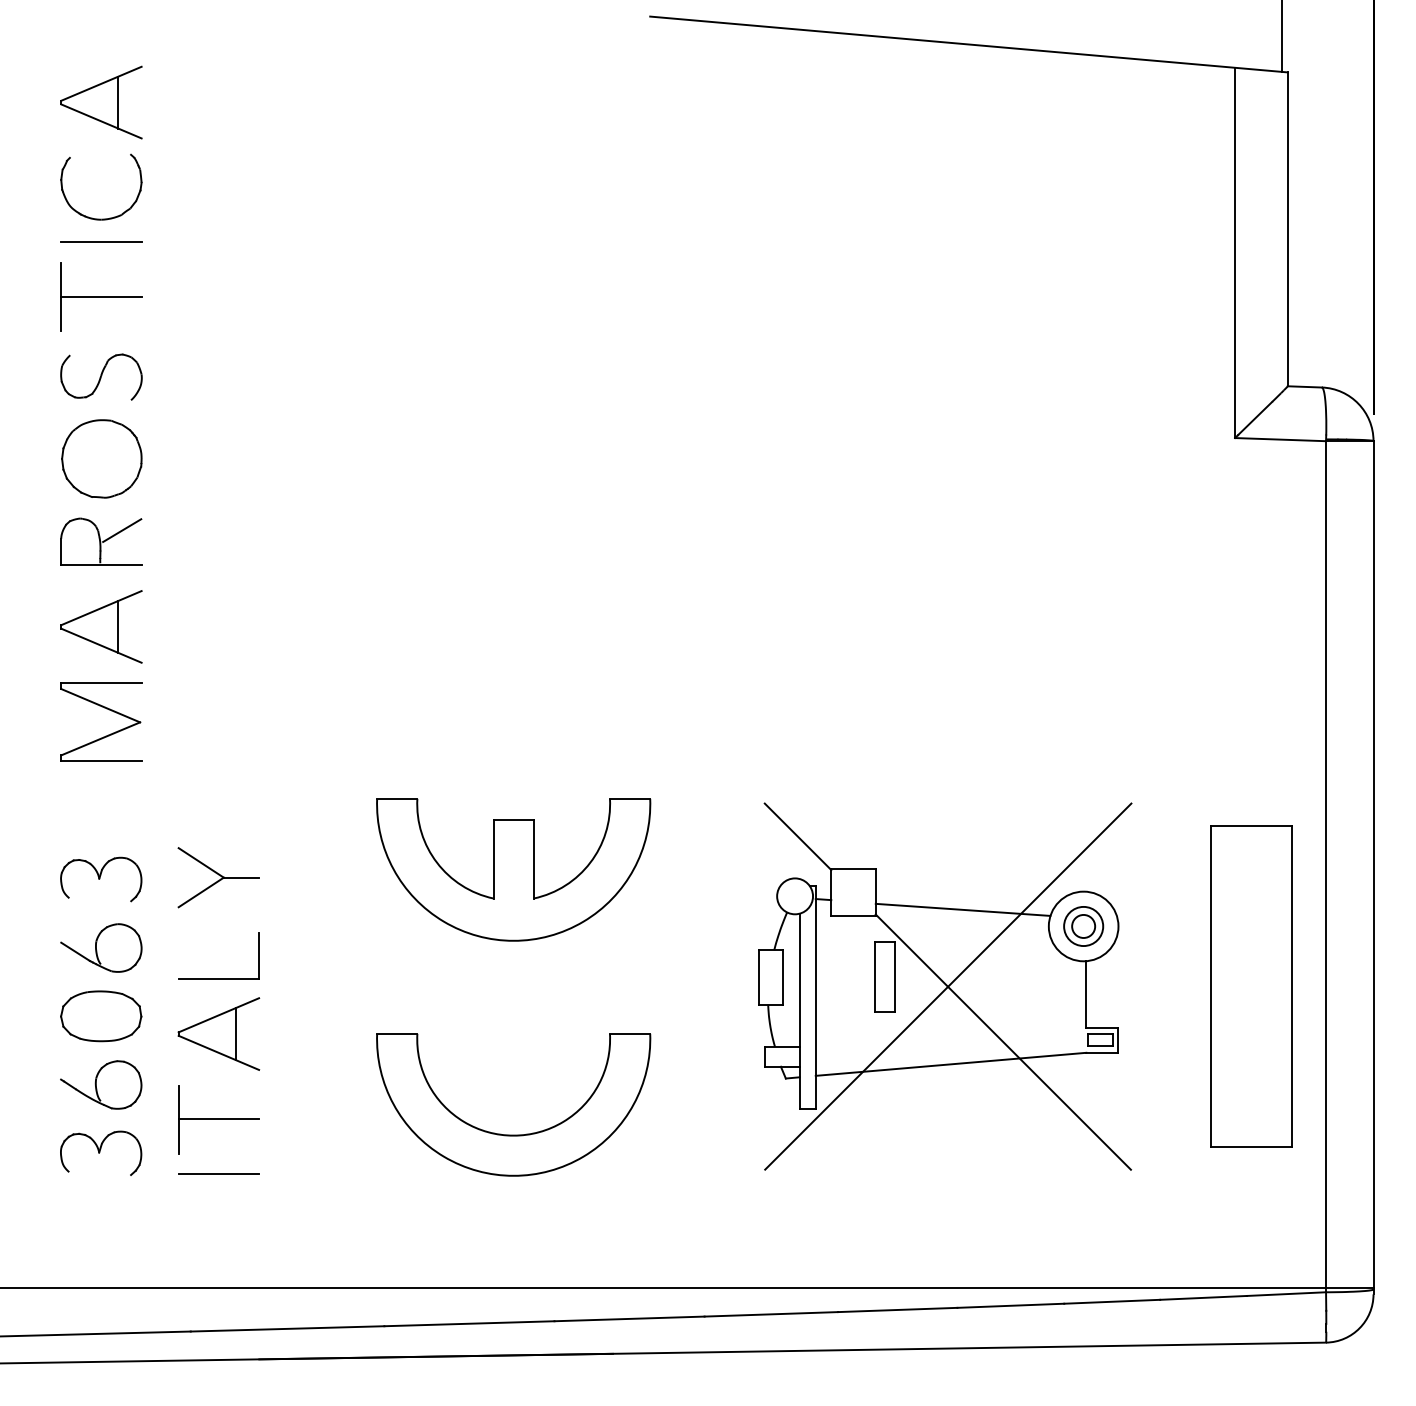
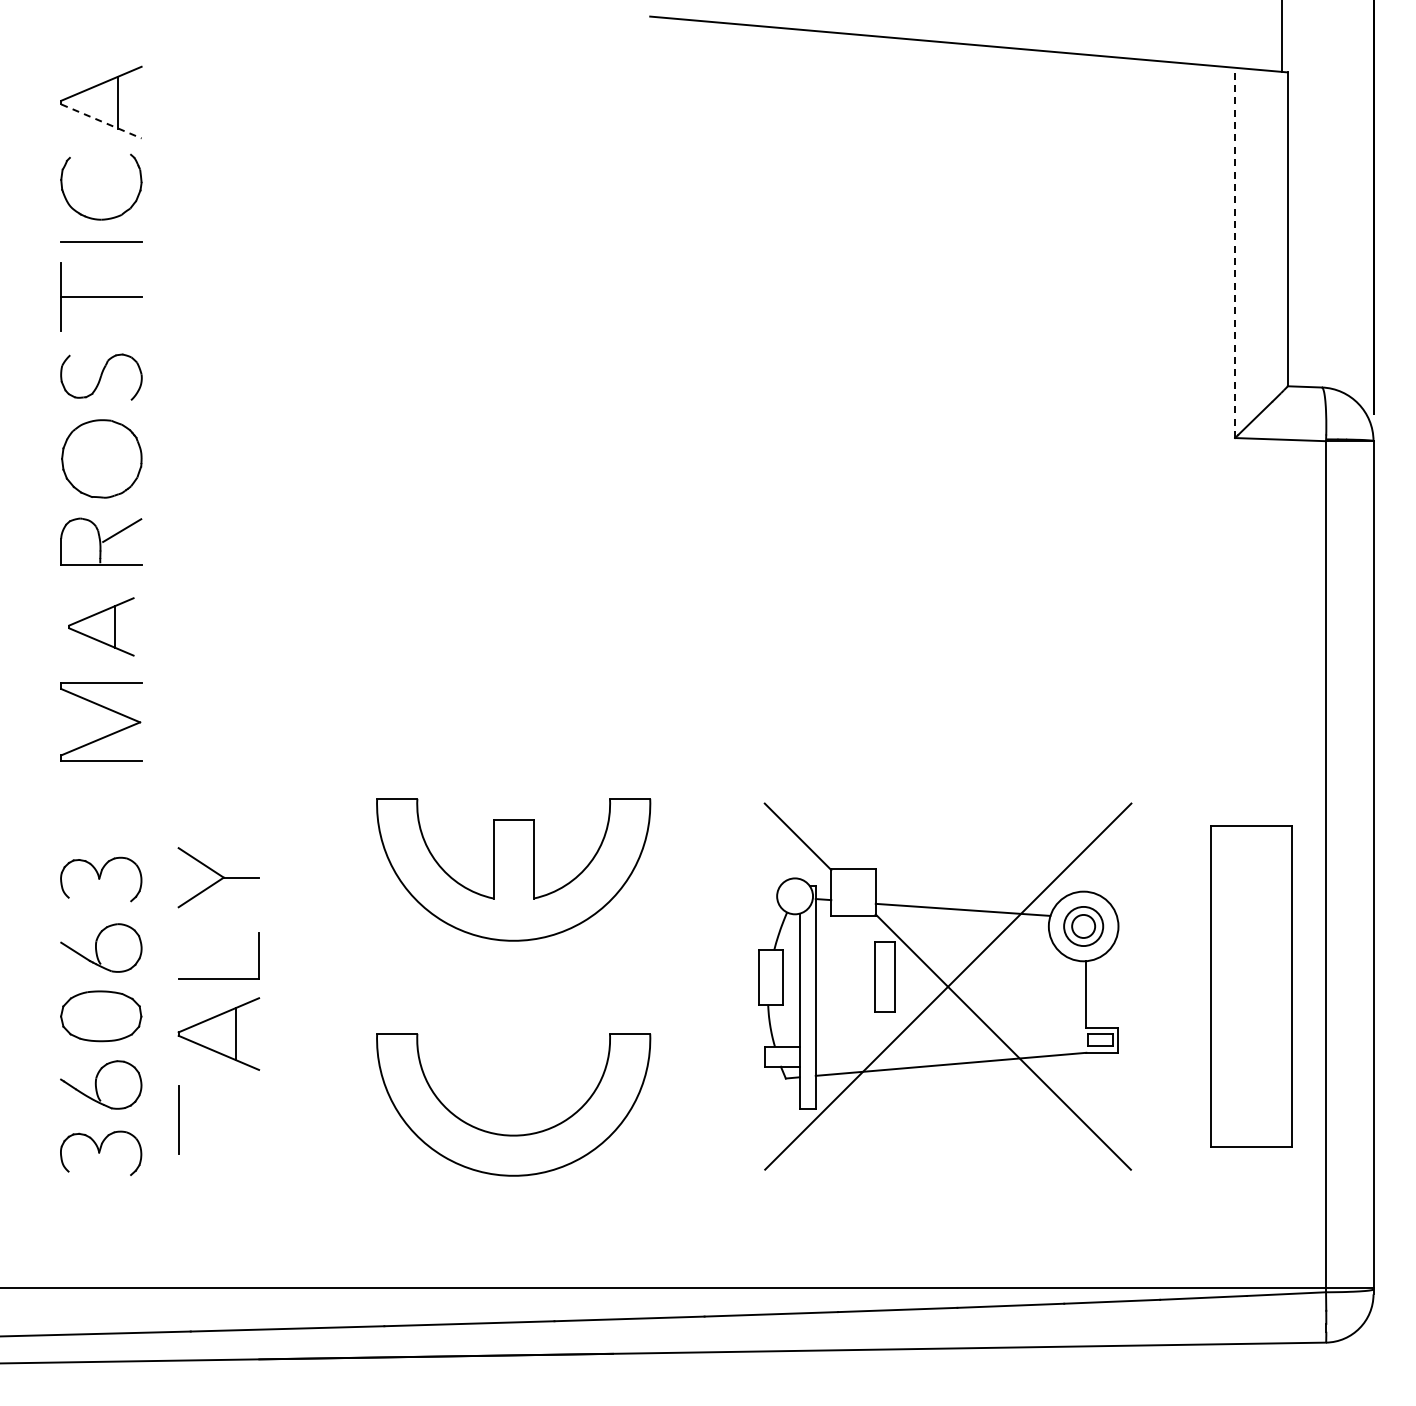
line: solid -> dashed (101, 121)
line: solid -> dashed (1235, 252)
part size: 83x74 px -> 67x60 px (101, 626)
line: present -> none (218, 1119)
line: present -> none (218, 1173)
